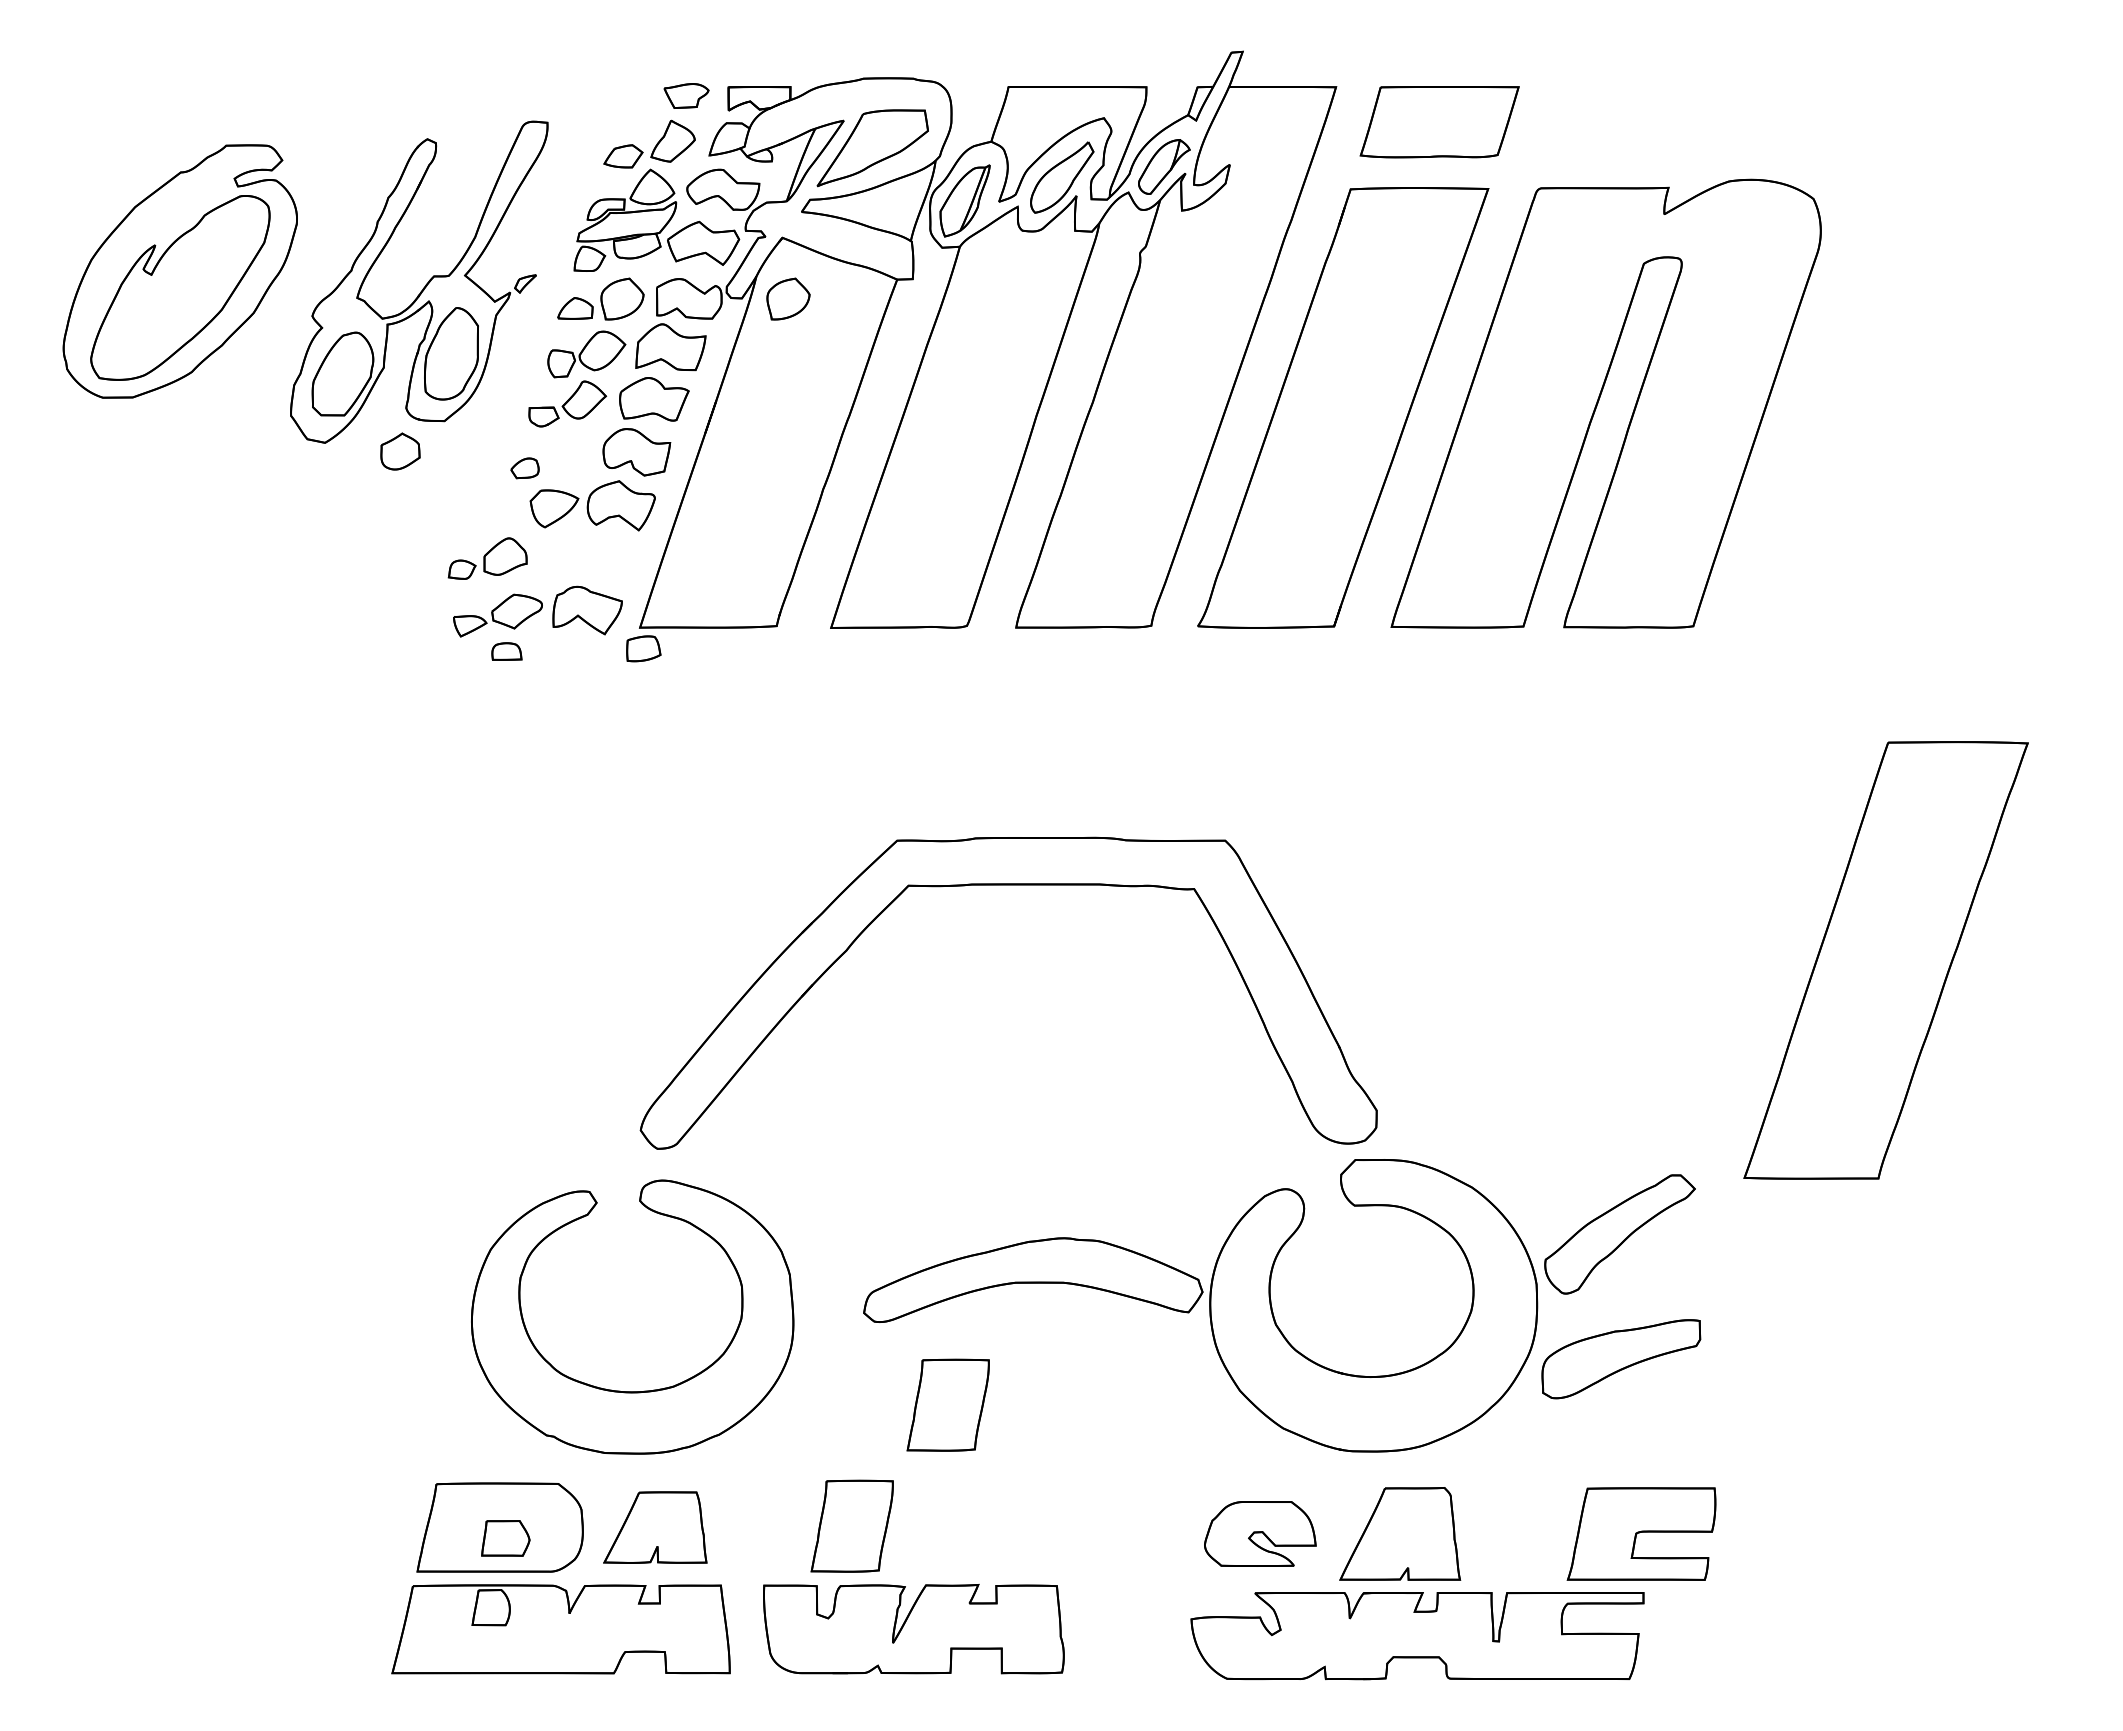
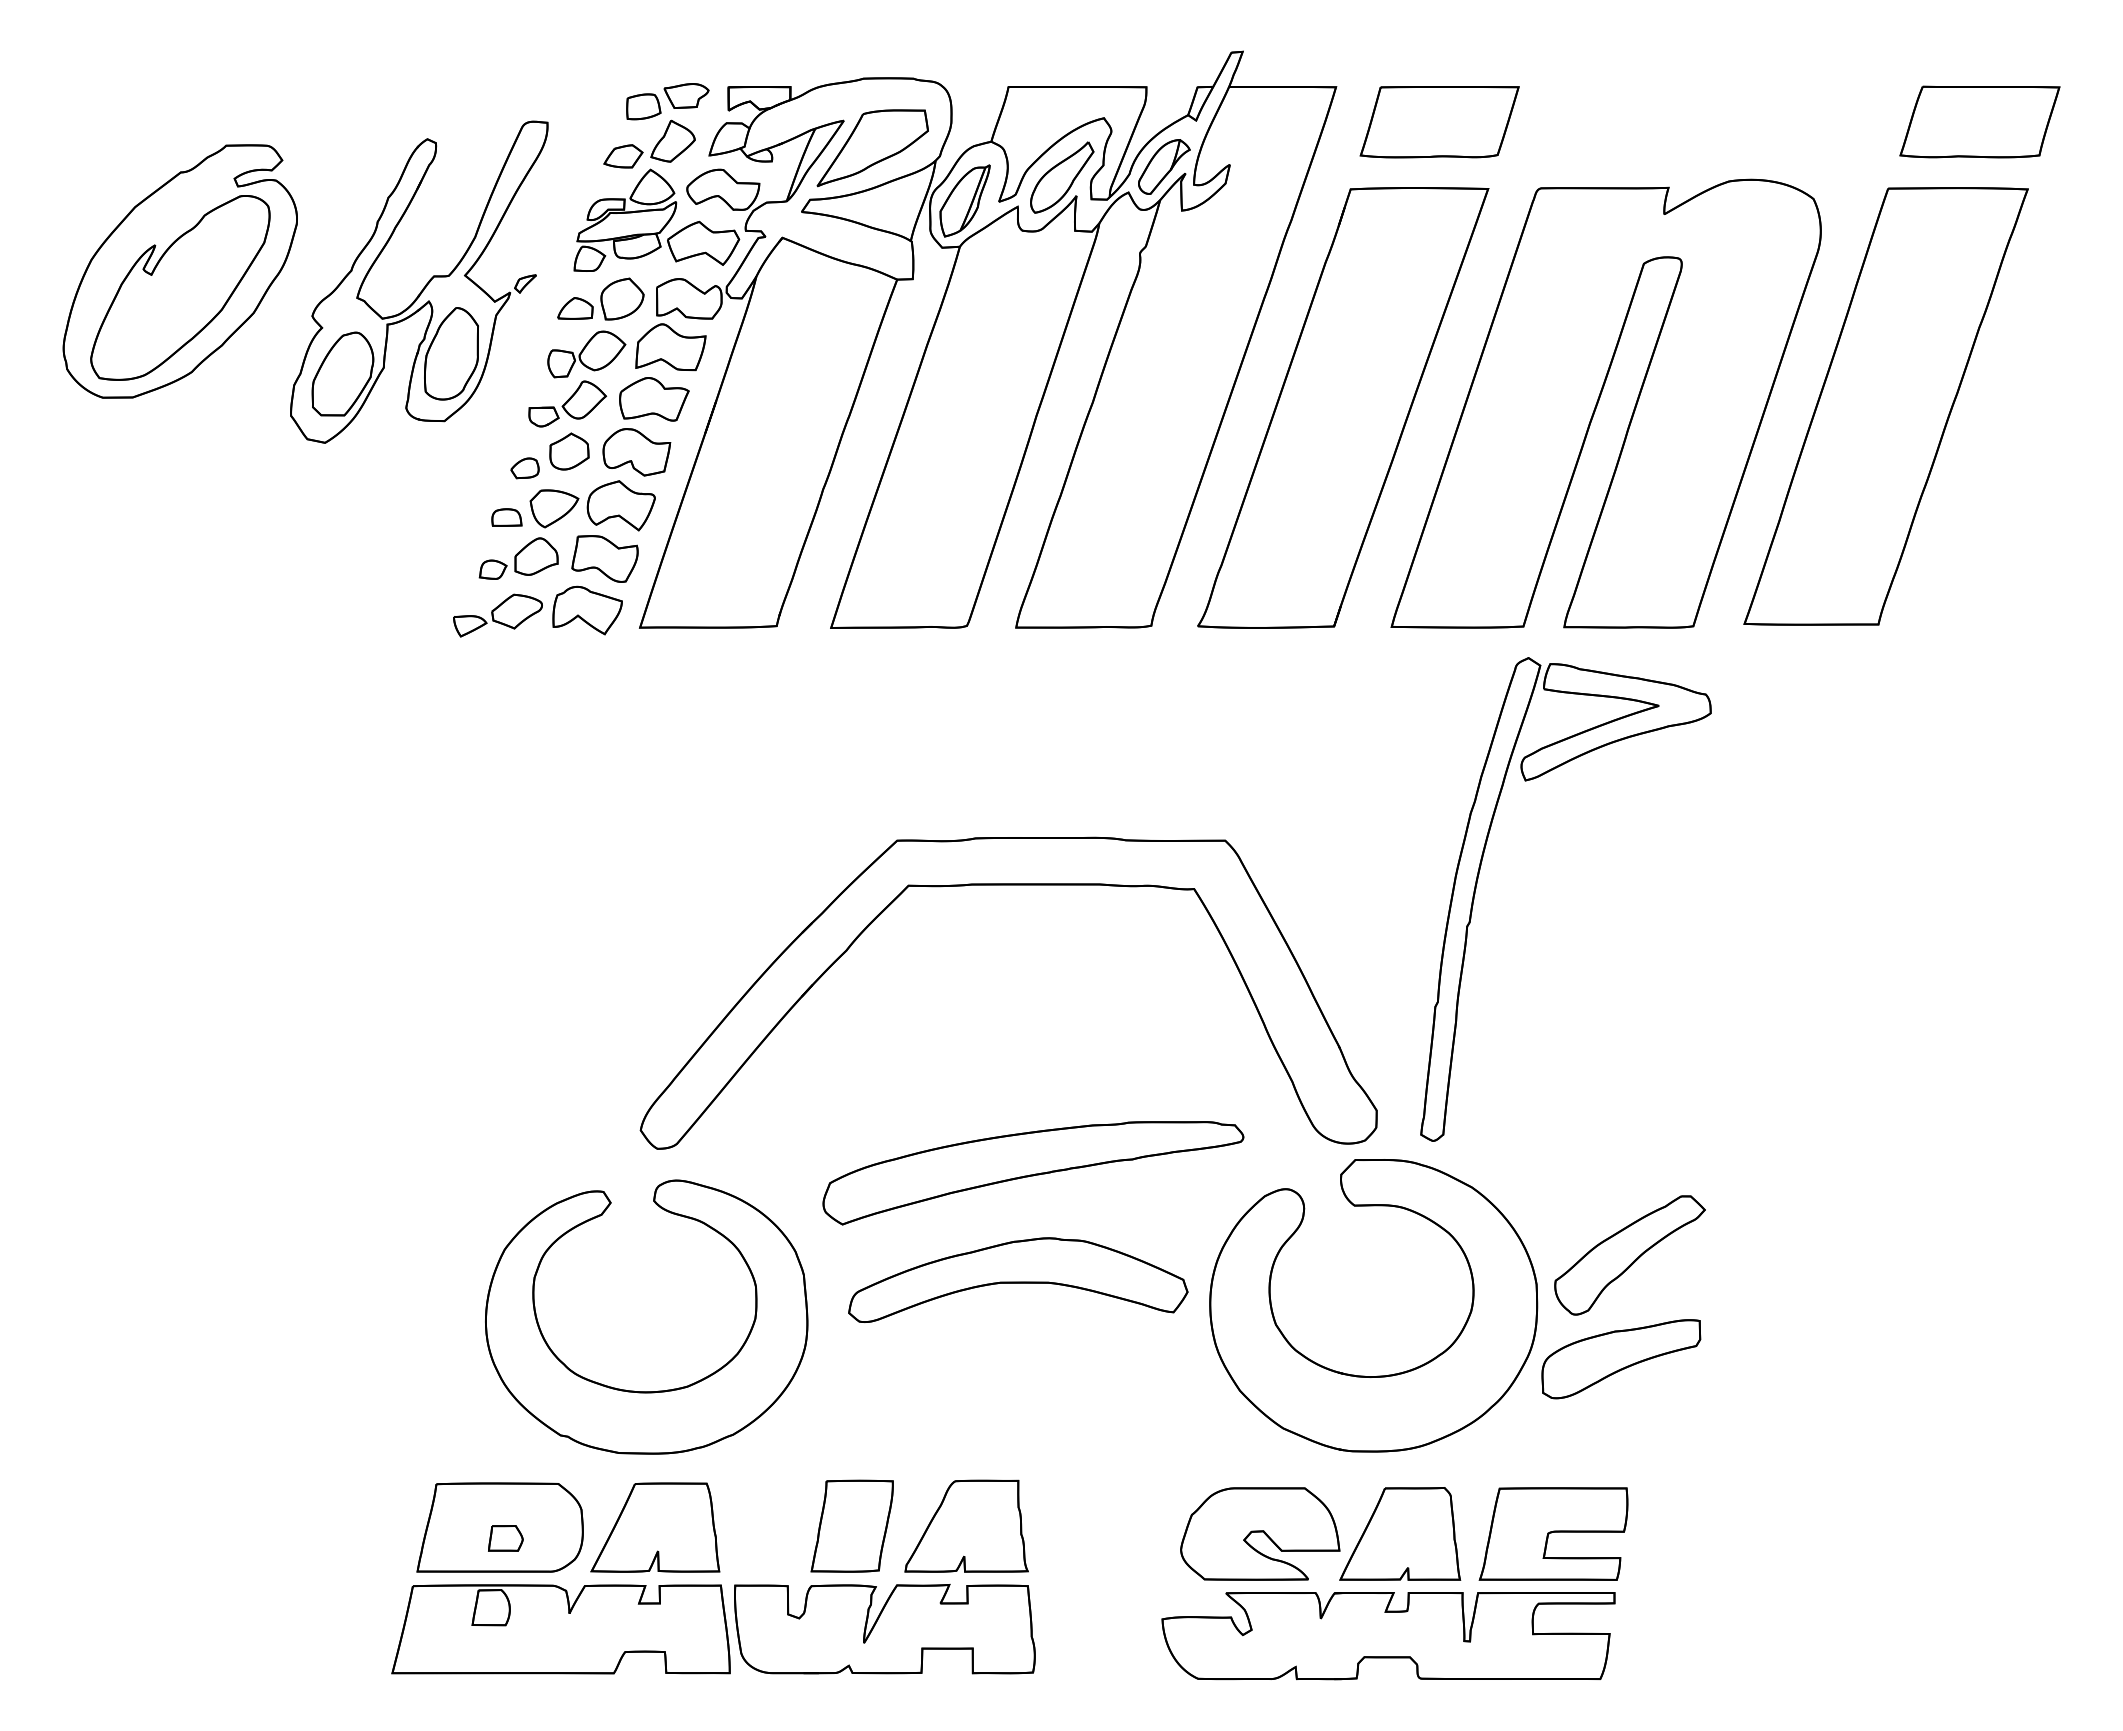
part: none -> present (1979, 121)
part: present -> none (788, 298)
part position: (400, 451) -> (569, 451) (569, 451)
part position: (487, 558) -> (518, 558) (518, 558)
part: none -> present (604, 558)
part position: (643, 648) -> (643, 106) (643, 106)
part position: (506, 651) -> (506, 517) (506, 517)
part: none -> present (1478, 879)
part position: (1885, 960) -> (1885, 406) (1885, 406)
part: none -> present (1033, 1173)
part position: (1619, 1234) -> (1629, 1255) (1629, 1255)
part position: (1033, 1279) -> (1018, 1279) (1018, 1279)
part position: (620, 1390) -> (634, 1390) (634, 1390)
part: present -> none (947, 1404)
part: none -> present (966, 1525)
part size: 105x73 px -> 131x91 px (655, 1527)
part size: 113x66 px -> 161x94 px (1260, 1533)
part position: (1641, 1533) -> (1553, 1533) (1553, 1533)
part size: 50x37 px -> 36x27 px (505, 1538)
part position: (913, 1629) -> (884, 1629) (884, 1629)
part position: (1417, 1636) -> (1388, 1636) (1388, 1636)
